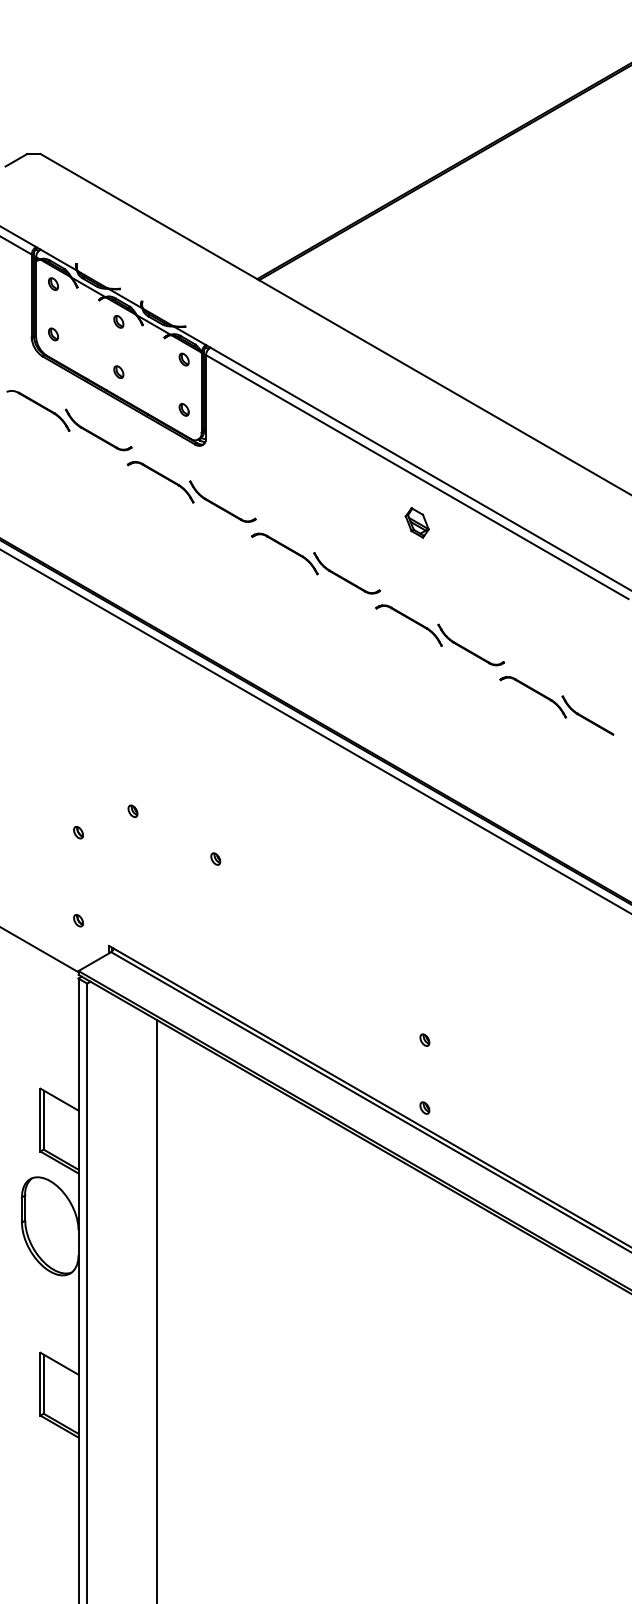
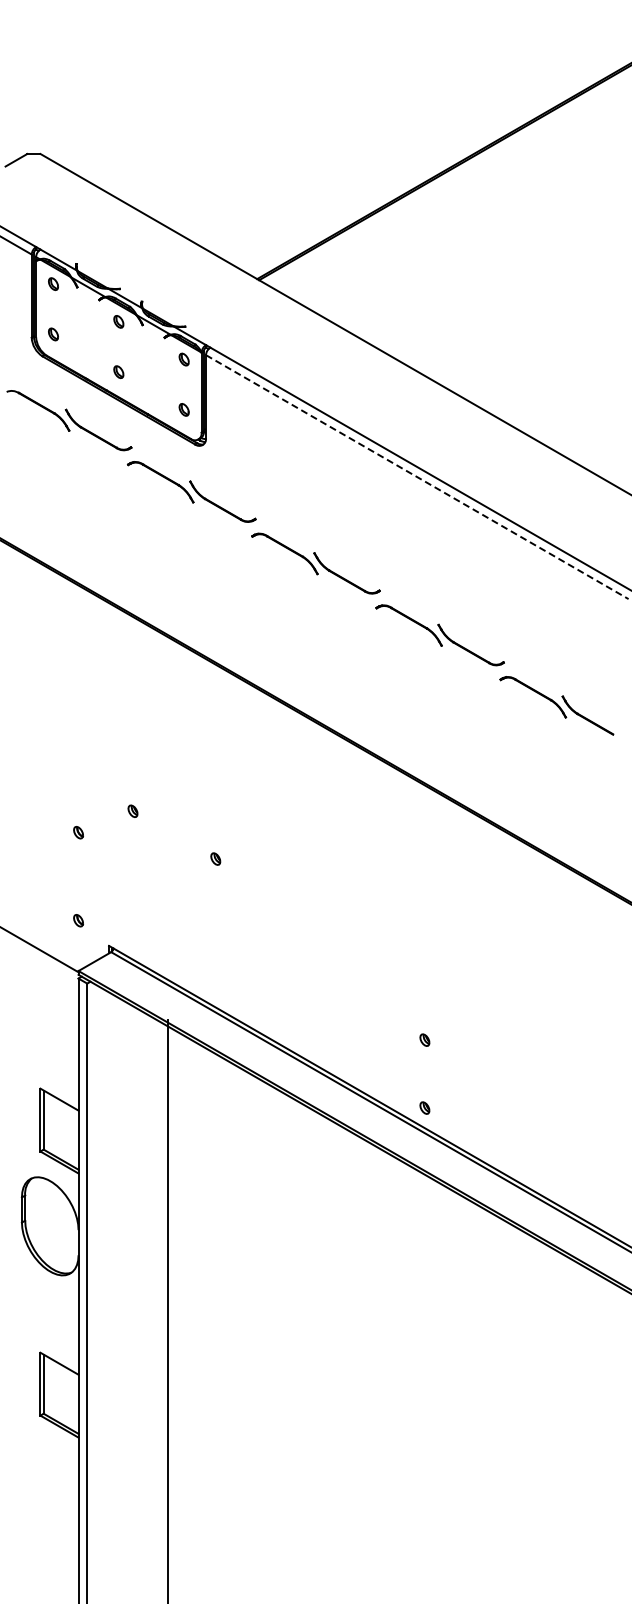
line: solid -> dashed (417, 477)
part: present -> none (416, 522)
line: present -> none (315, 731)
line position: (157, 1310) -> (168, 1310) (168, 1310)
